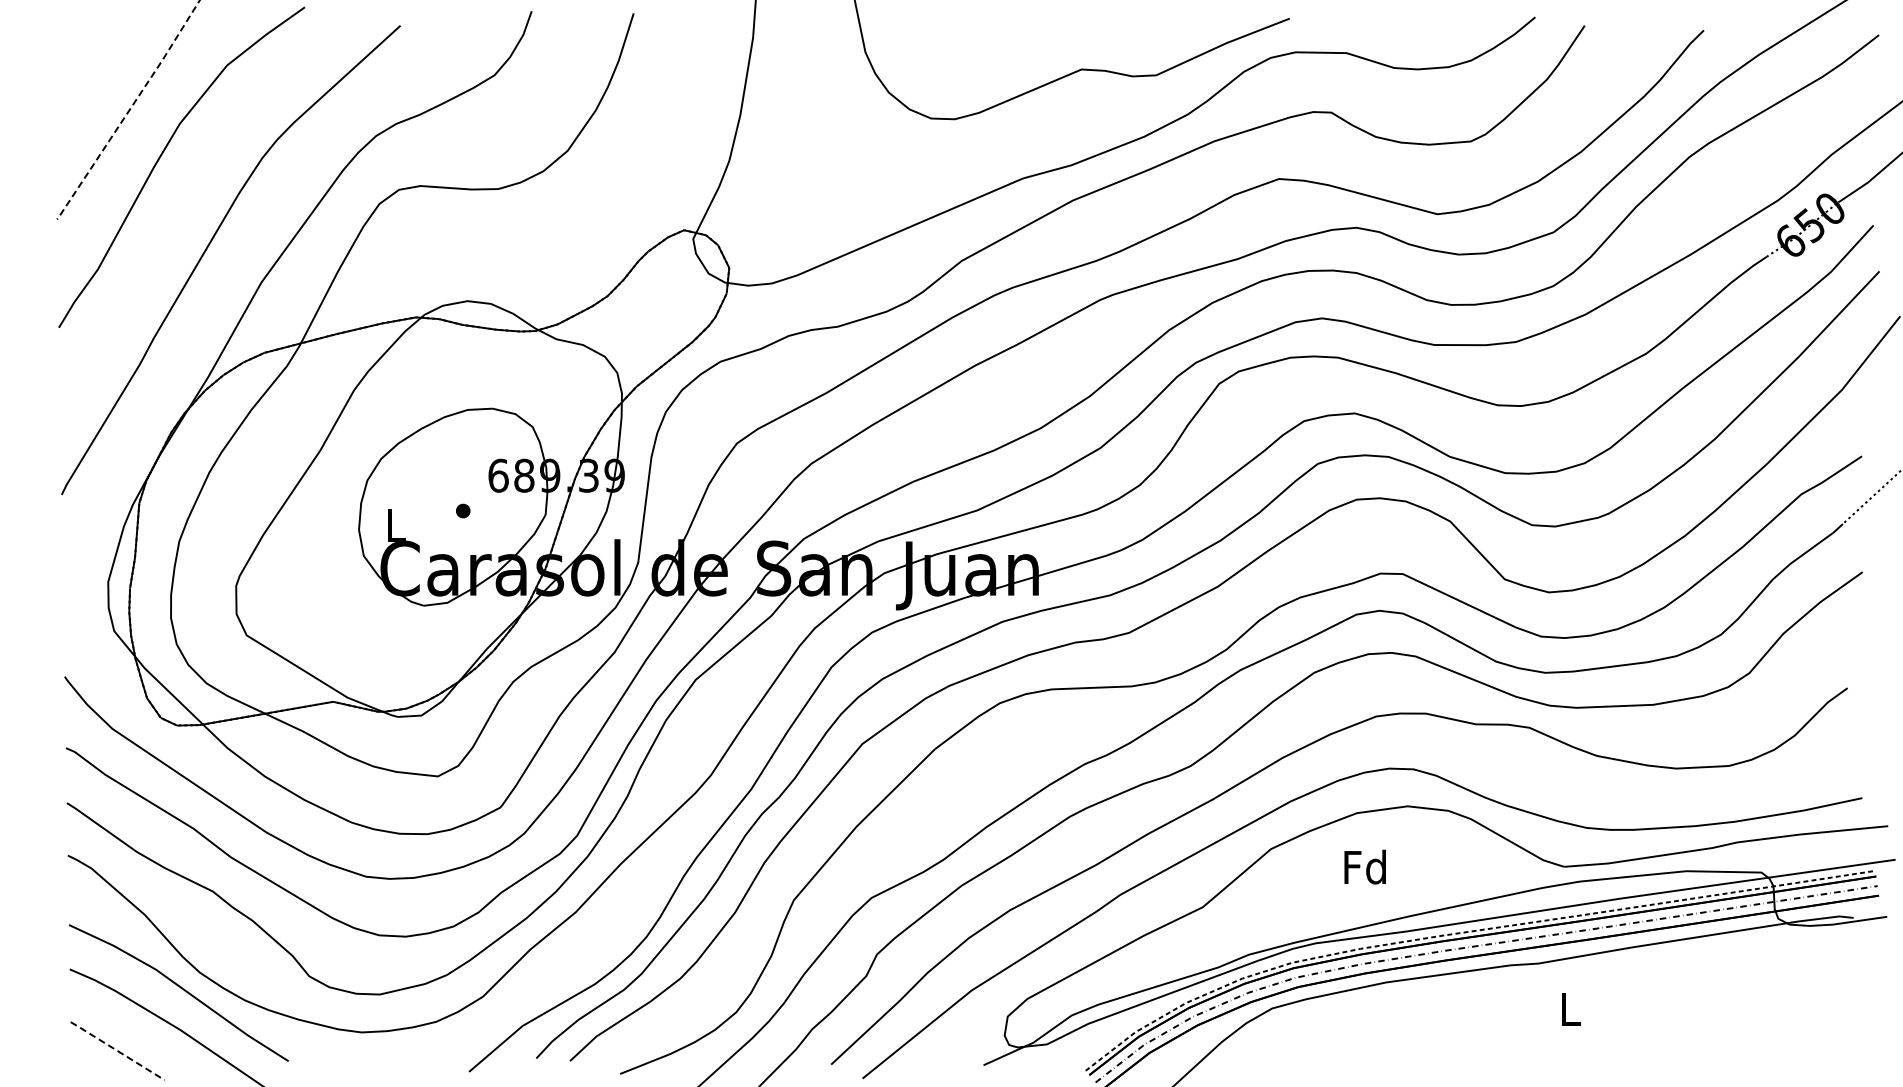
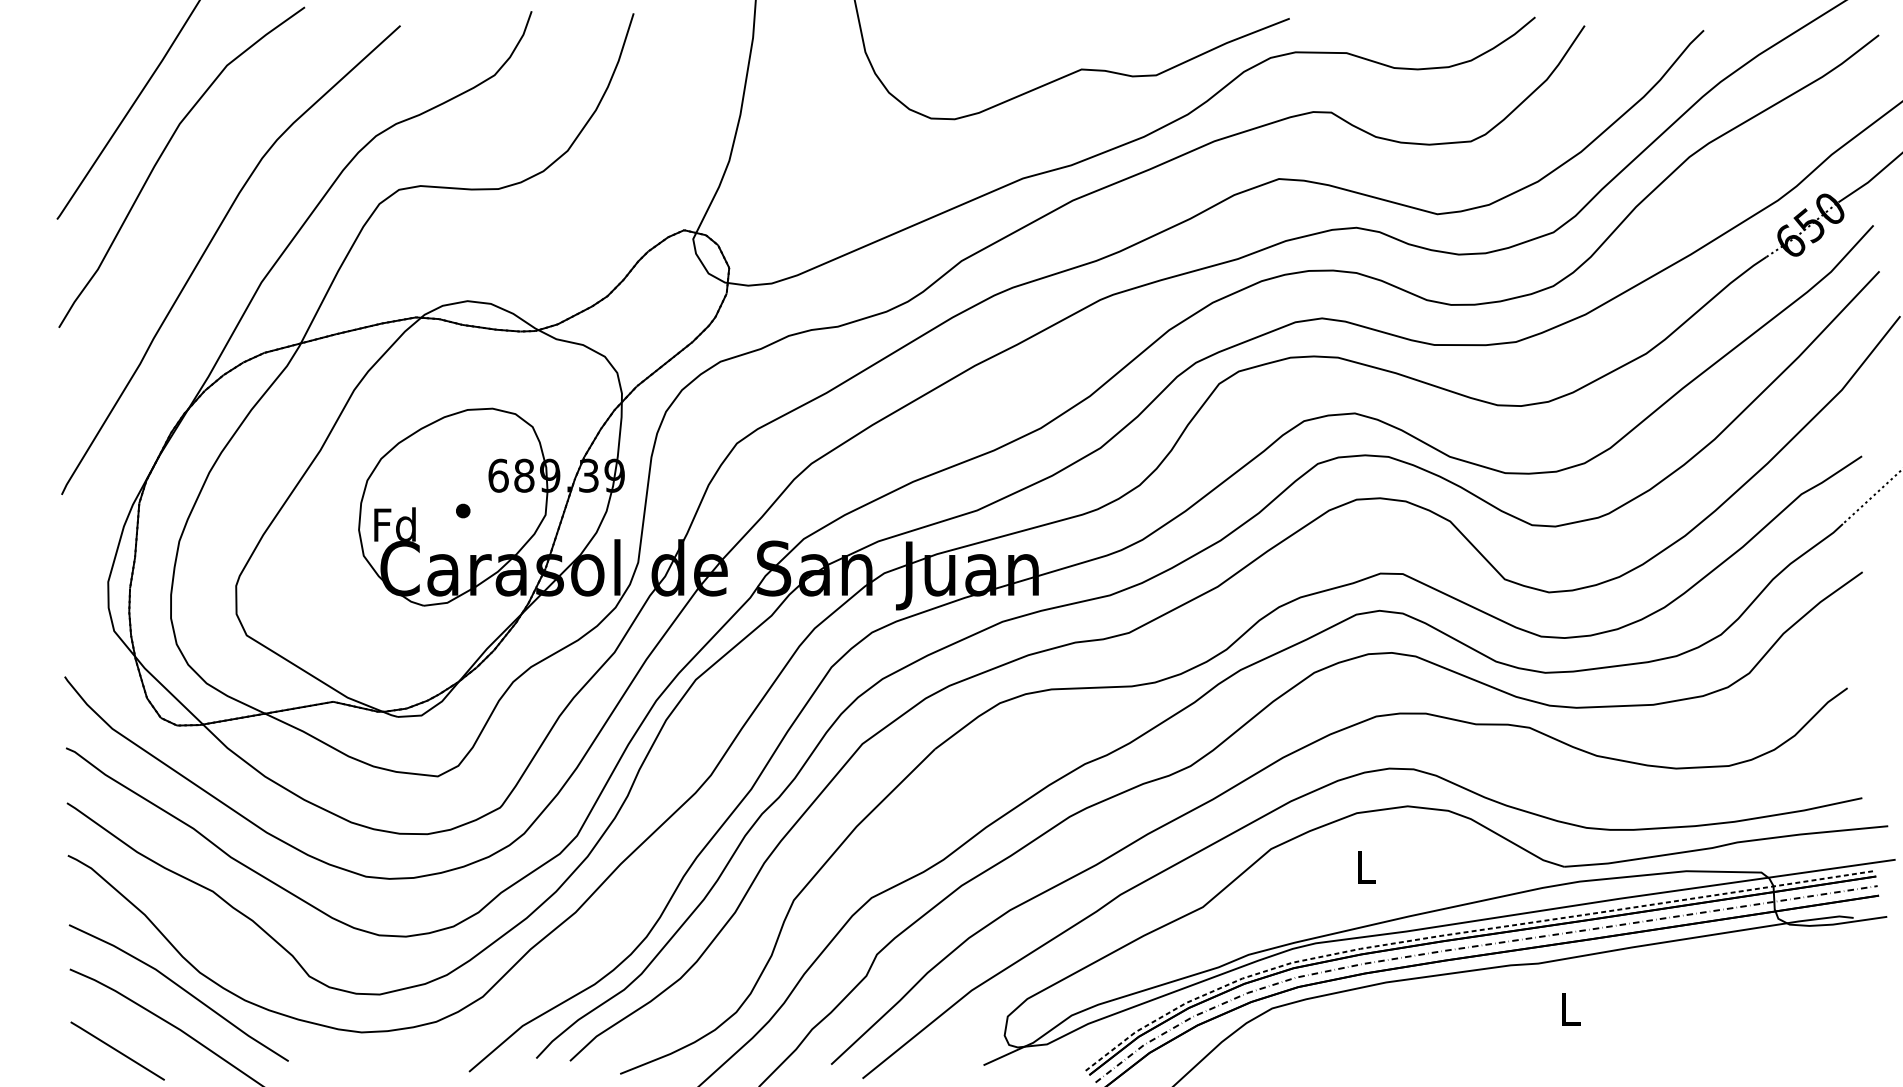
line: dashed -> solid (128, 111)
text: L -> Fd (394, 524)
text: Fd -> L (1364, 866)
line: dashed -> solid (117, 1050)
